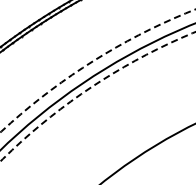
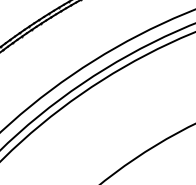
arc: dashed -> solid (92, 61)
arc: dashed -> solid (91, 87)
